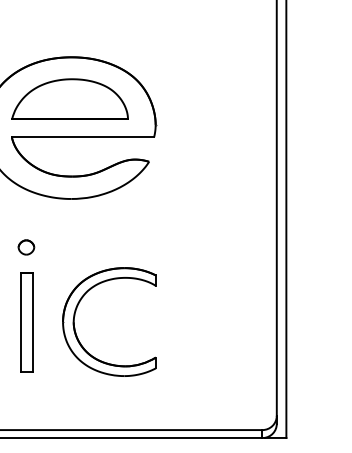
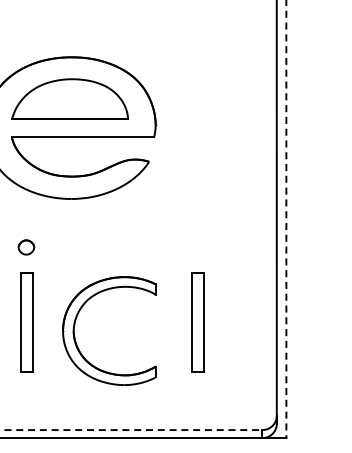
line: solid -> dashed (286, 219)
part position: (75, 316) -> (75, 325) (75, 325)
part: none -> present (197, 322)
line: solid -> dashed (131, 430)
